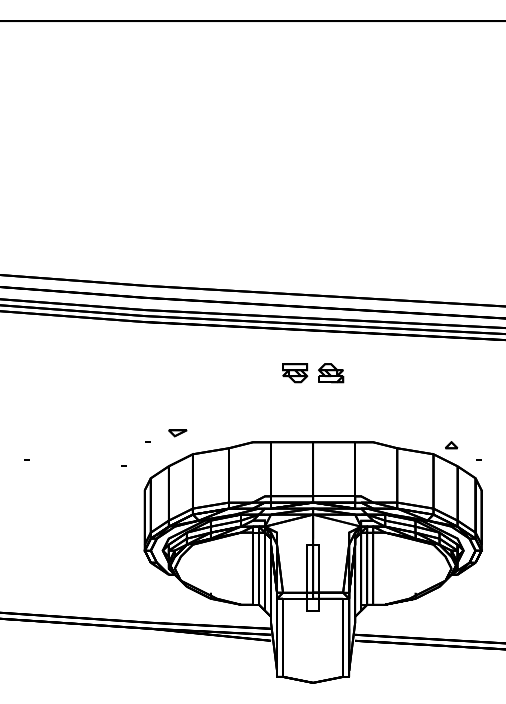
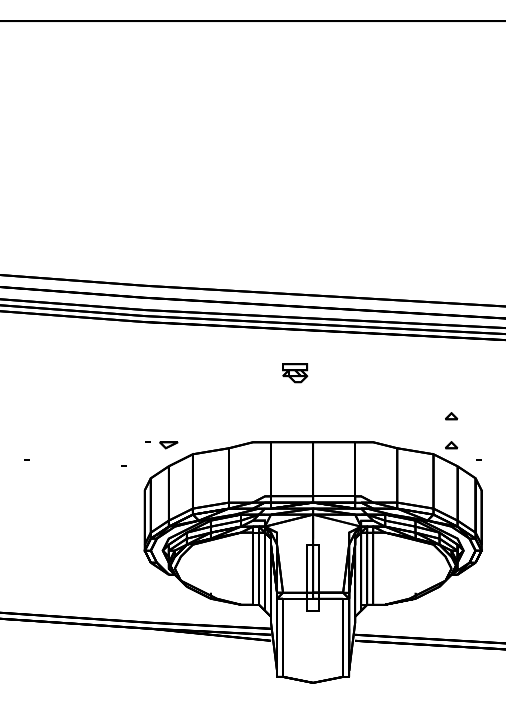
part: present -> none (331, 373)
part: none -> present (451, 416)
part position: (177, 433) -> (168, 445) (168, 445)
